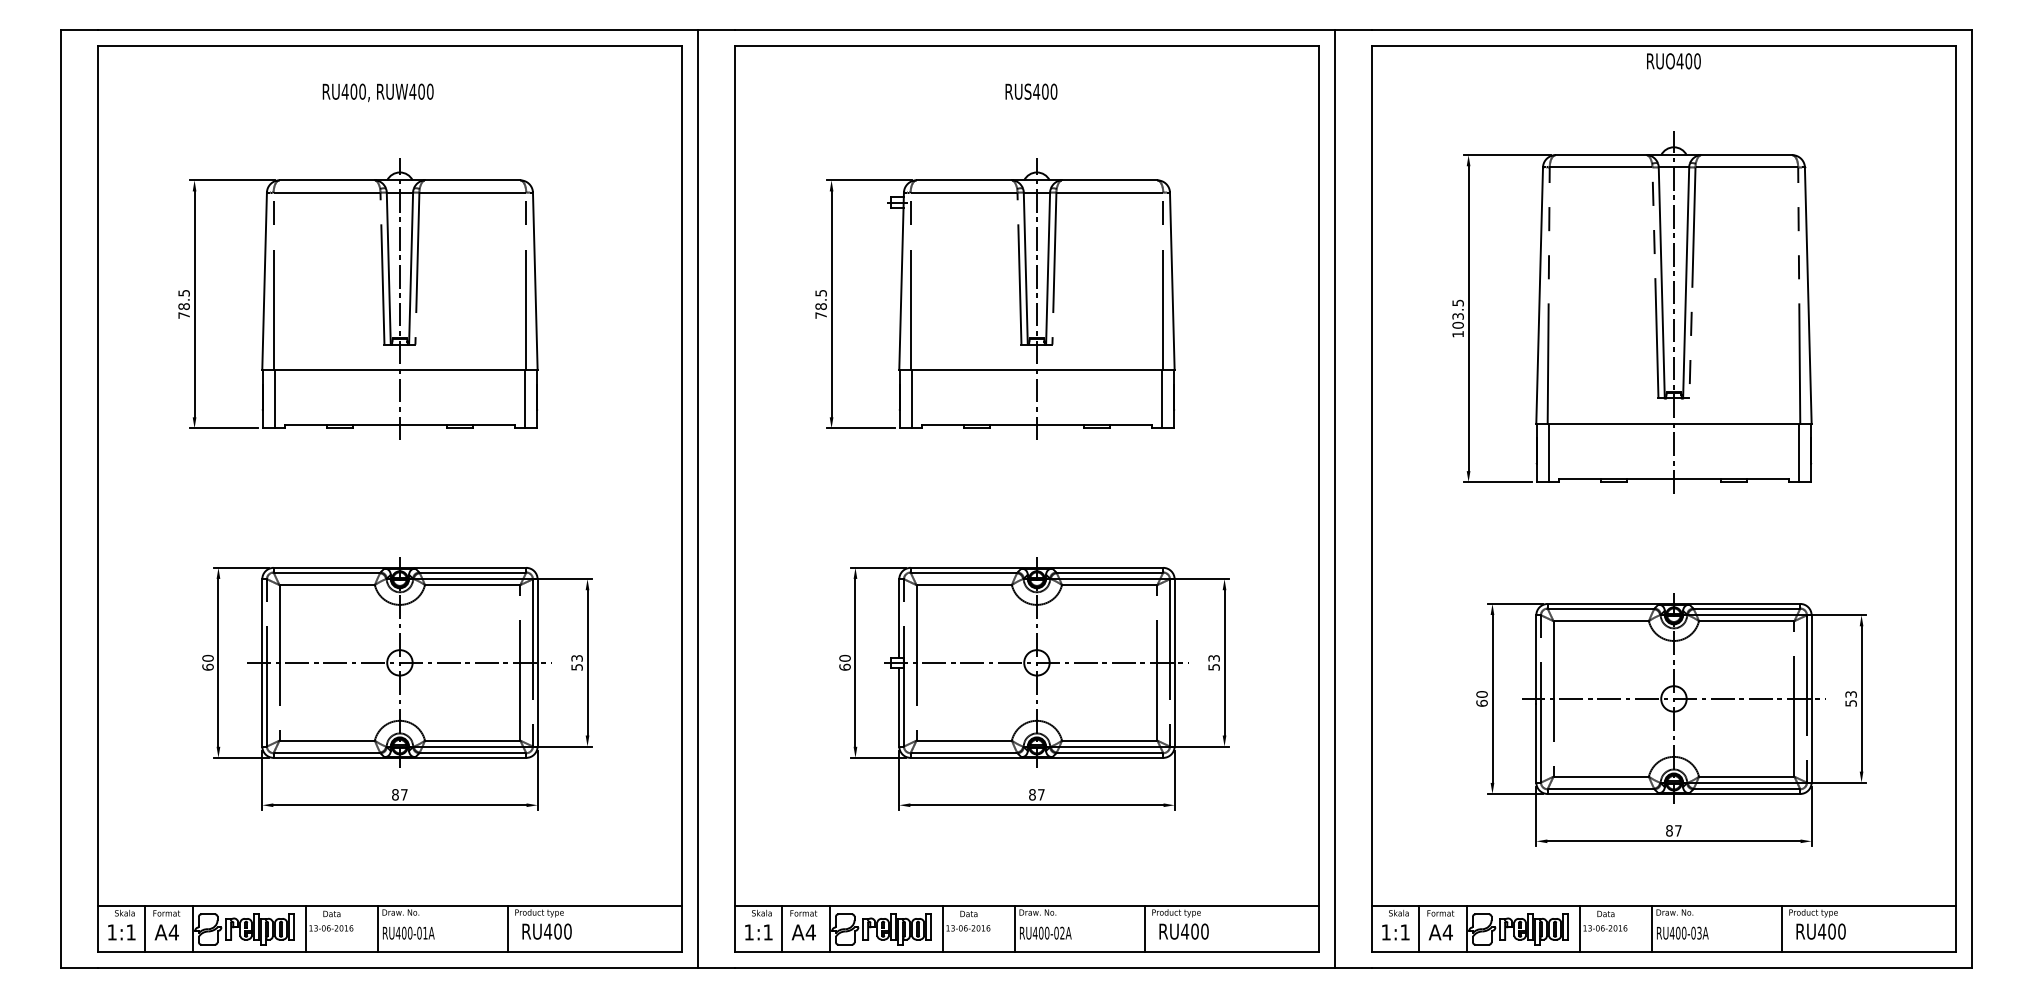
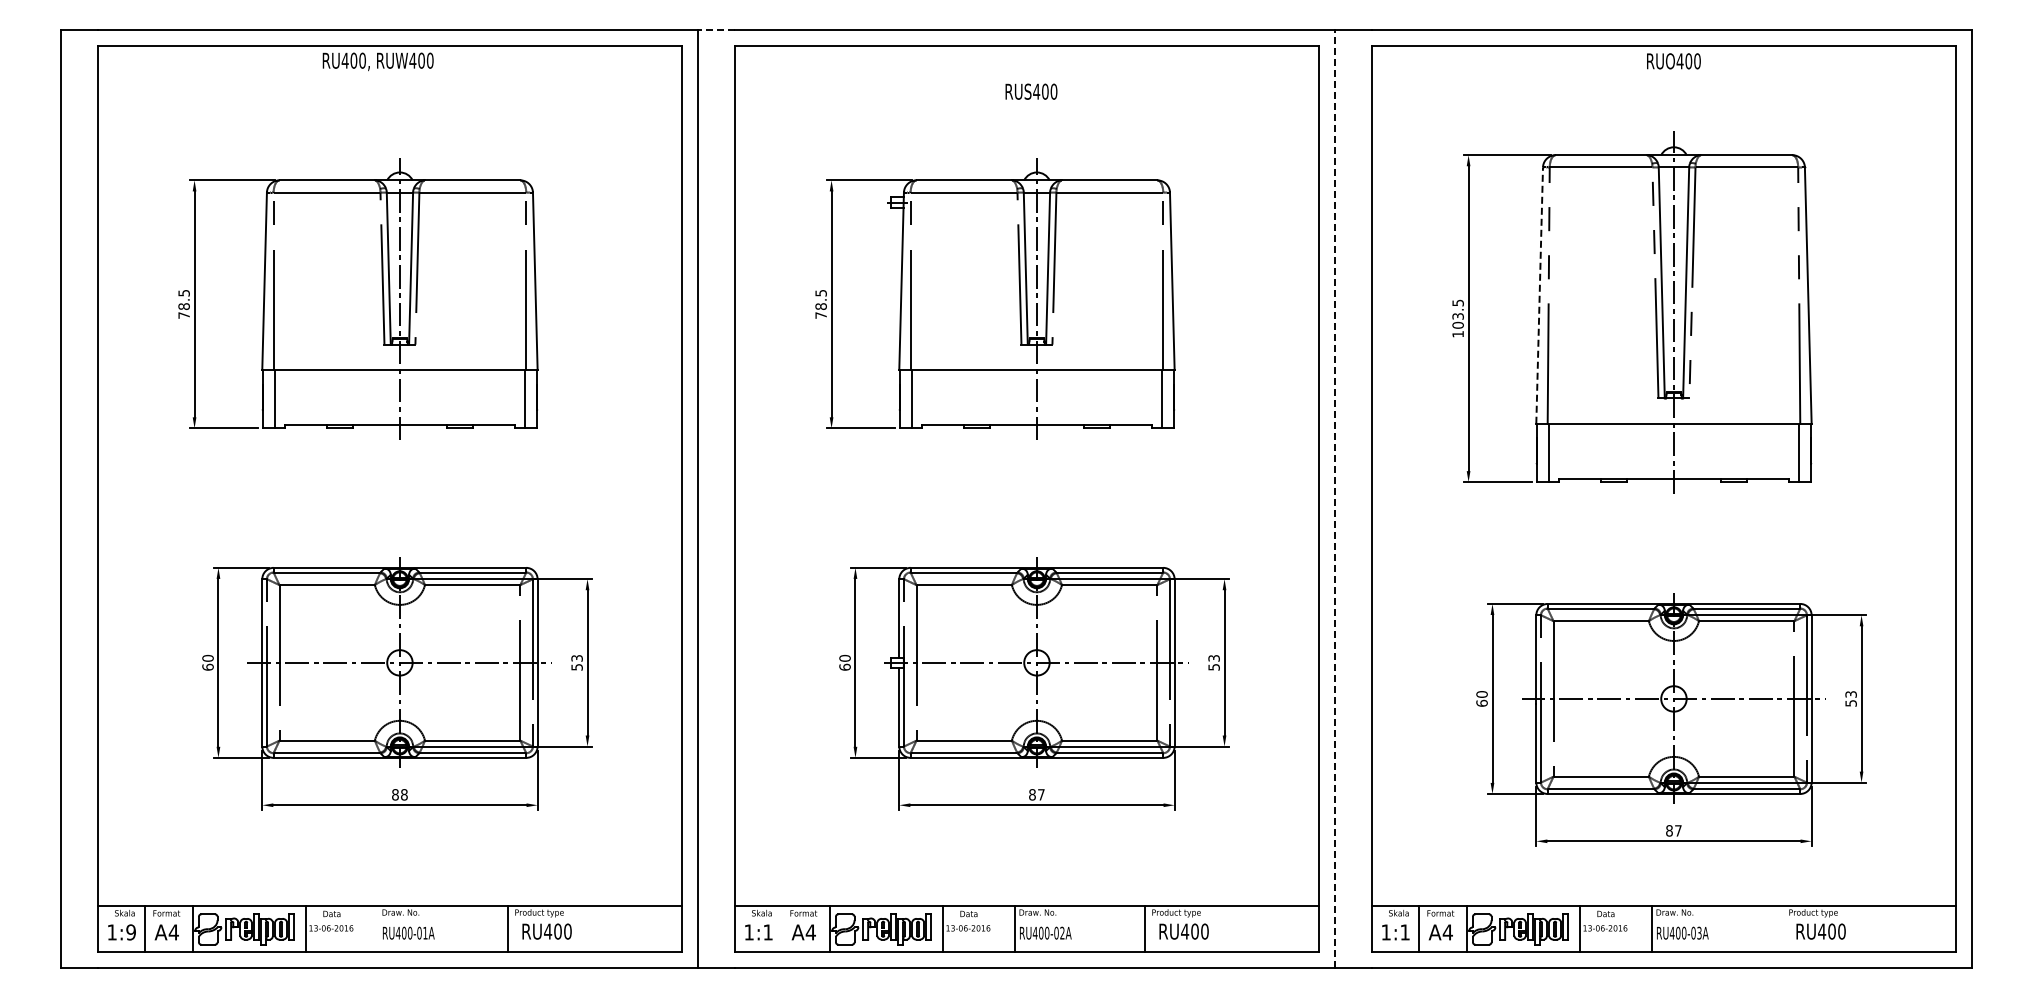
line: solid -> dashed (715, 29)
text position: (377, 92) -> (377, 61) (377, 61)
line: solid -> dashed (1539, 295)
line: solid -> dashed (1335, 498)
text: 87 -> 88 (404, 794)
line: present -> none (377, 928)
line: present -> none (782, 928)
line: present -> none (1781, 928)
text: 1:1 -> 1:9 (130, 932)
